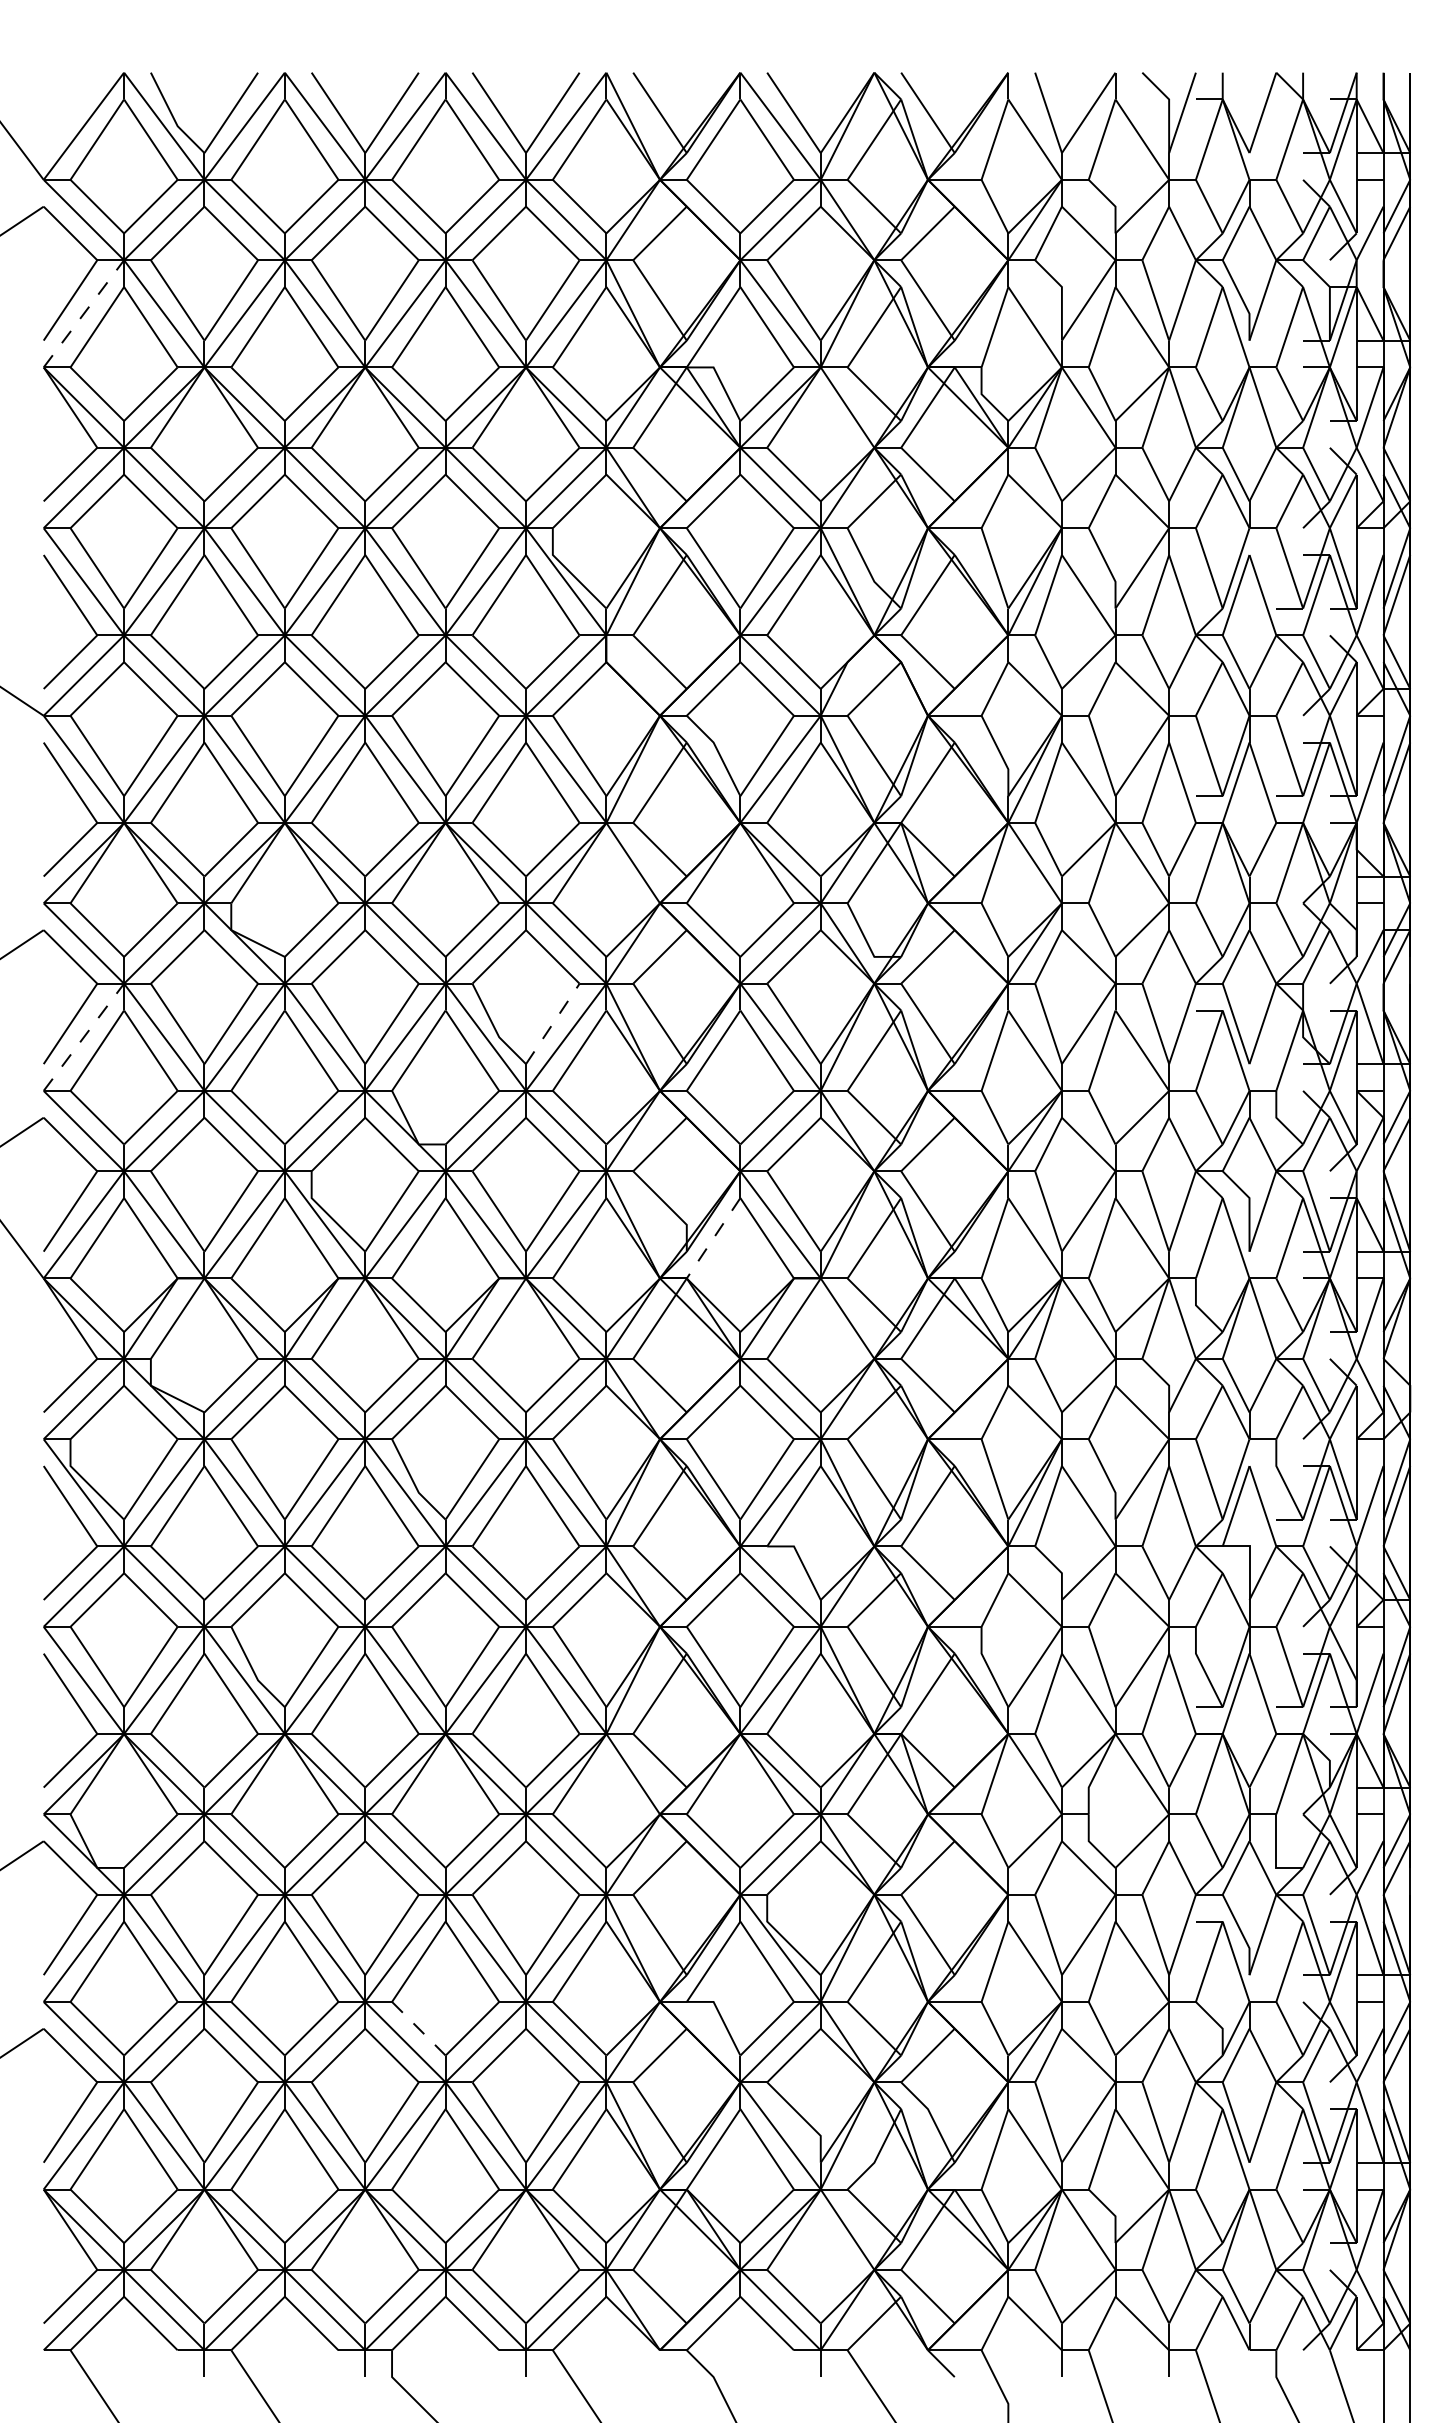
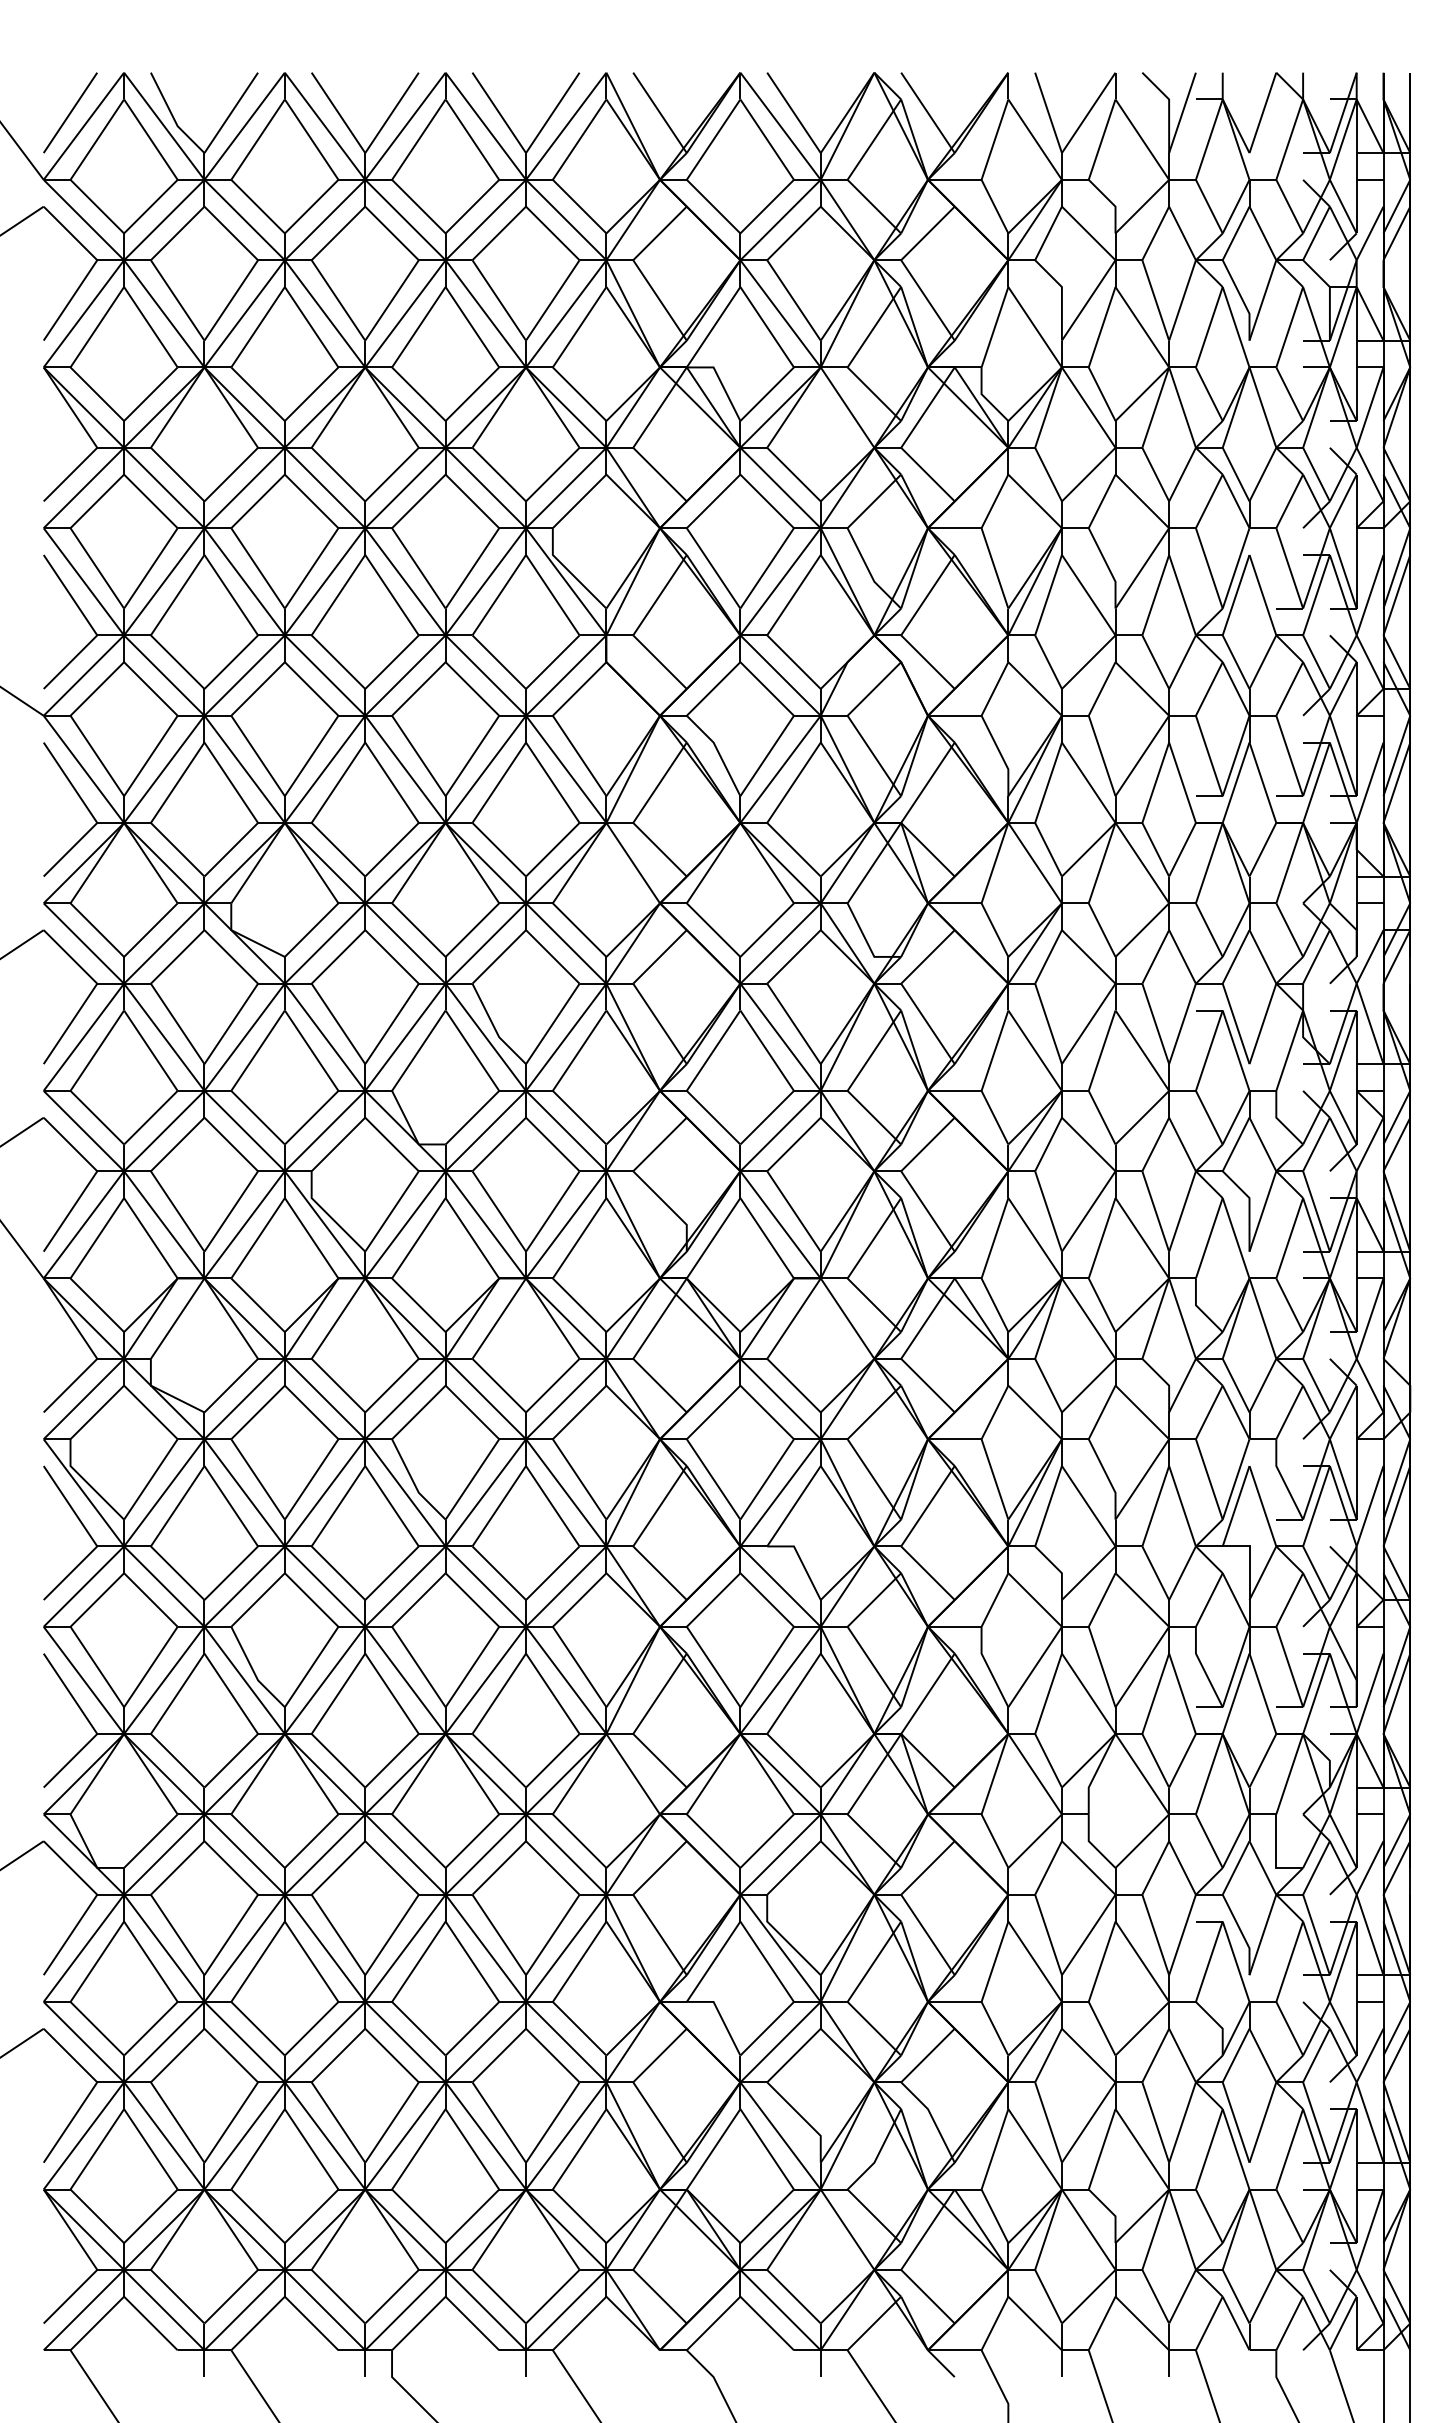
line: none -> present (70, 112)
line: dashed -> solid (83, 313)
line: dashed -> solid (553, 1023)
line: dashed -> solid (83, 1037)
line: dashed -> solid (713, 1238)
line: dashed -> solid (418, 2028)
